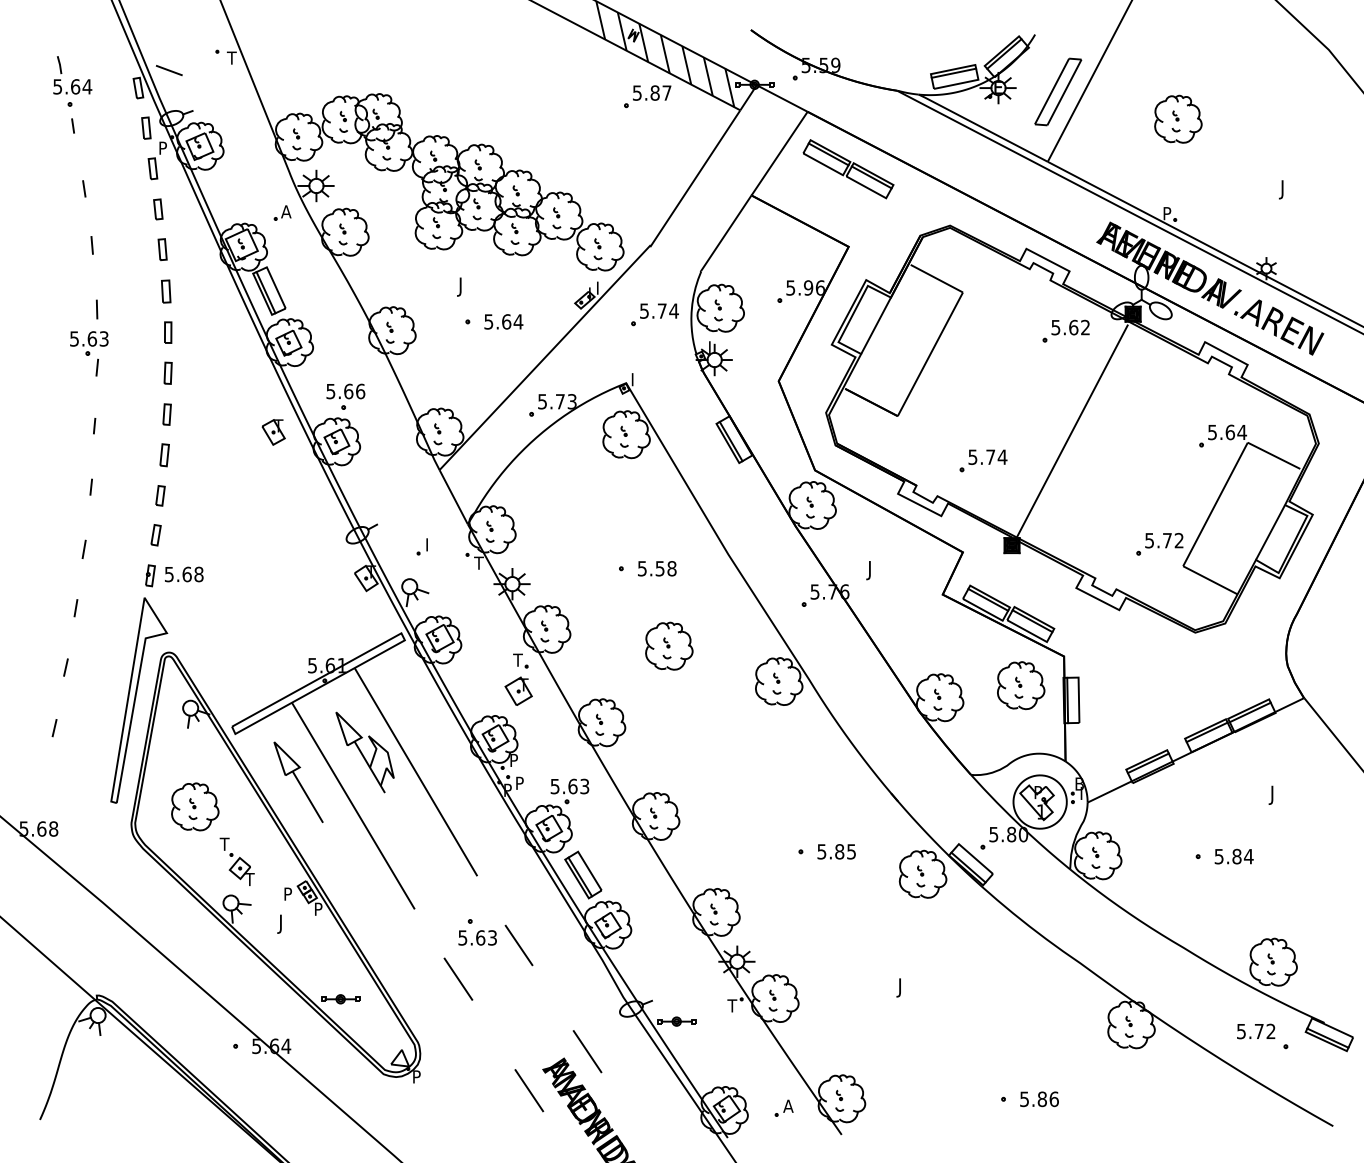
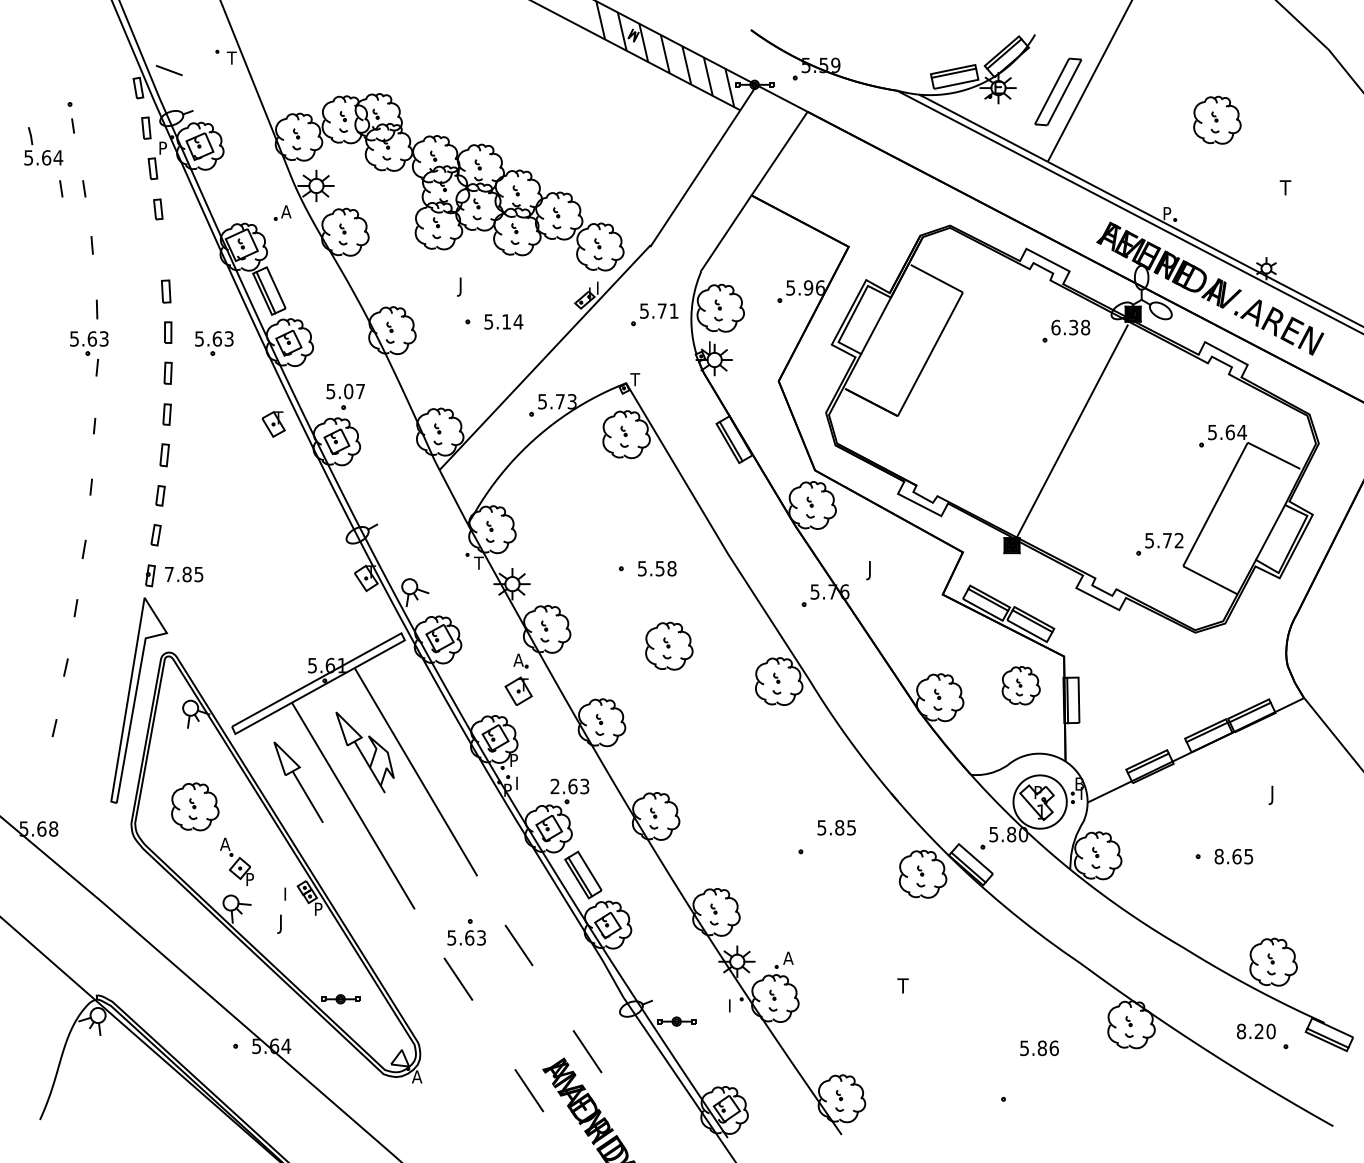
part position: (72, 75) -> (43, 146) (43, 146)
part: present -> none (647, 96)
part position: (1178, 118) -> (1217, 119) (1217, 119)
part: present -> none (848, 169)
line: none -> present (61, 188)
text: J -> T (1284, 189)
part: present -> none (162, 249)
text: 5.74 -> 5.71 (673, 310)
text: 5.64 -> 5.14 (506, 321)
text: 5.62 -> 6.38 (1070, 327)
part: none -> present (214, 343)
text: I -> T (635, 379)
text: 5.66 -> 5.07 (354, 391)
part position: (273, 432) -> (273, 424) (273, 424)
part: present -> none (983, 460)
part: present -> none (421, 546)
text: 5.68 -> 7.85 (183, 574)
text: T -> A (518, 659)
part size: 49x50 px -> 40x40 px (1020, 685)
text: P -> I (520, 780)
text: 5.63 -> 2.63 (554, 786)
text: T -> A (224, 843)
text position: (836, 851) -> (836, 827) (836, 827)
text: 5.84 -> 8.65 (1233, 856)
text: T -> P (249, 879)
text: P -> I (288, 891)
text position: (477, 937) -> (466, 937) (466, 937)
text: J -> T (902, 987)
text: T -> I (732, 1005)
text: 5.72 -> 8.20 (1256, 1031)
text: P -> A (417, 1076)
text position: (1039, 1099) -> (1039, 1048) (1039, 1048)
part position: (783, 1107) -> (783, 959) (783, 959)
